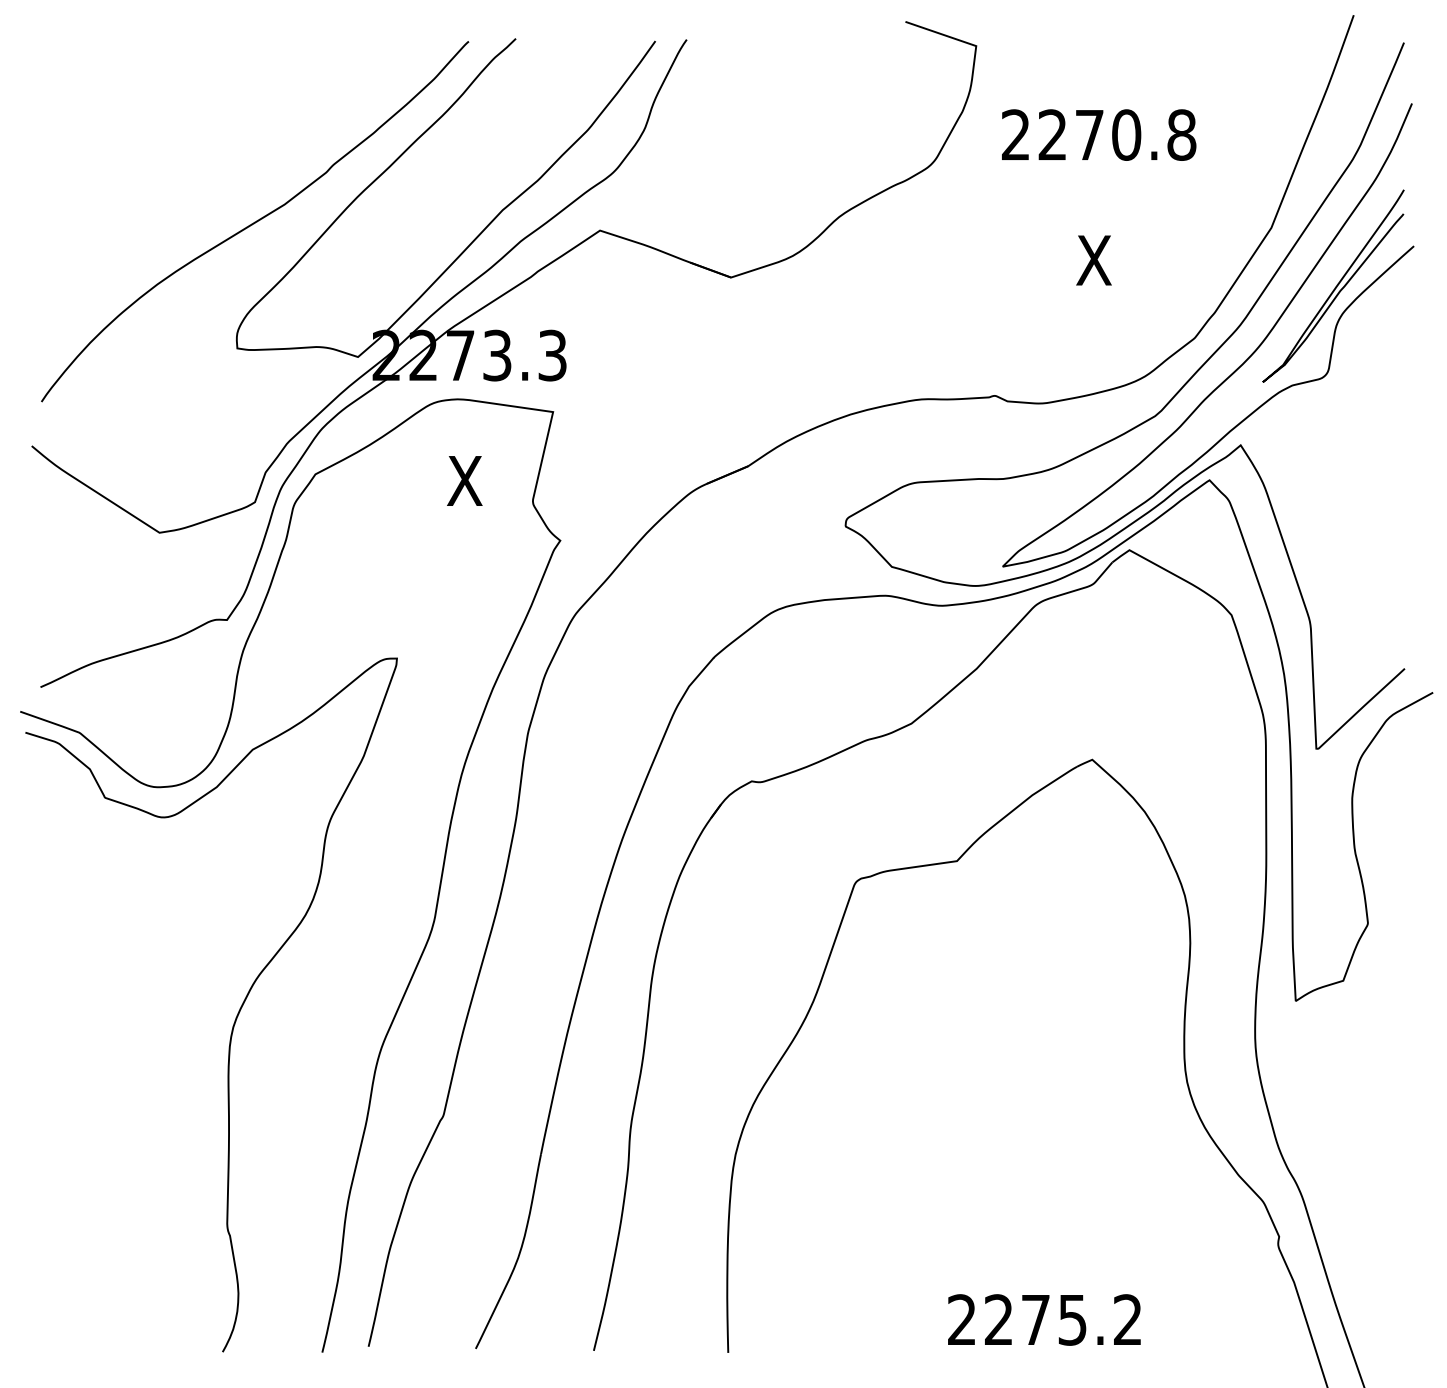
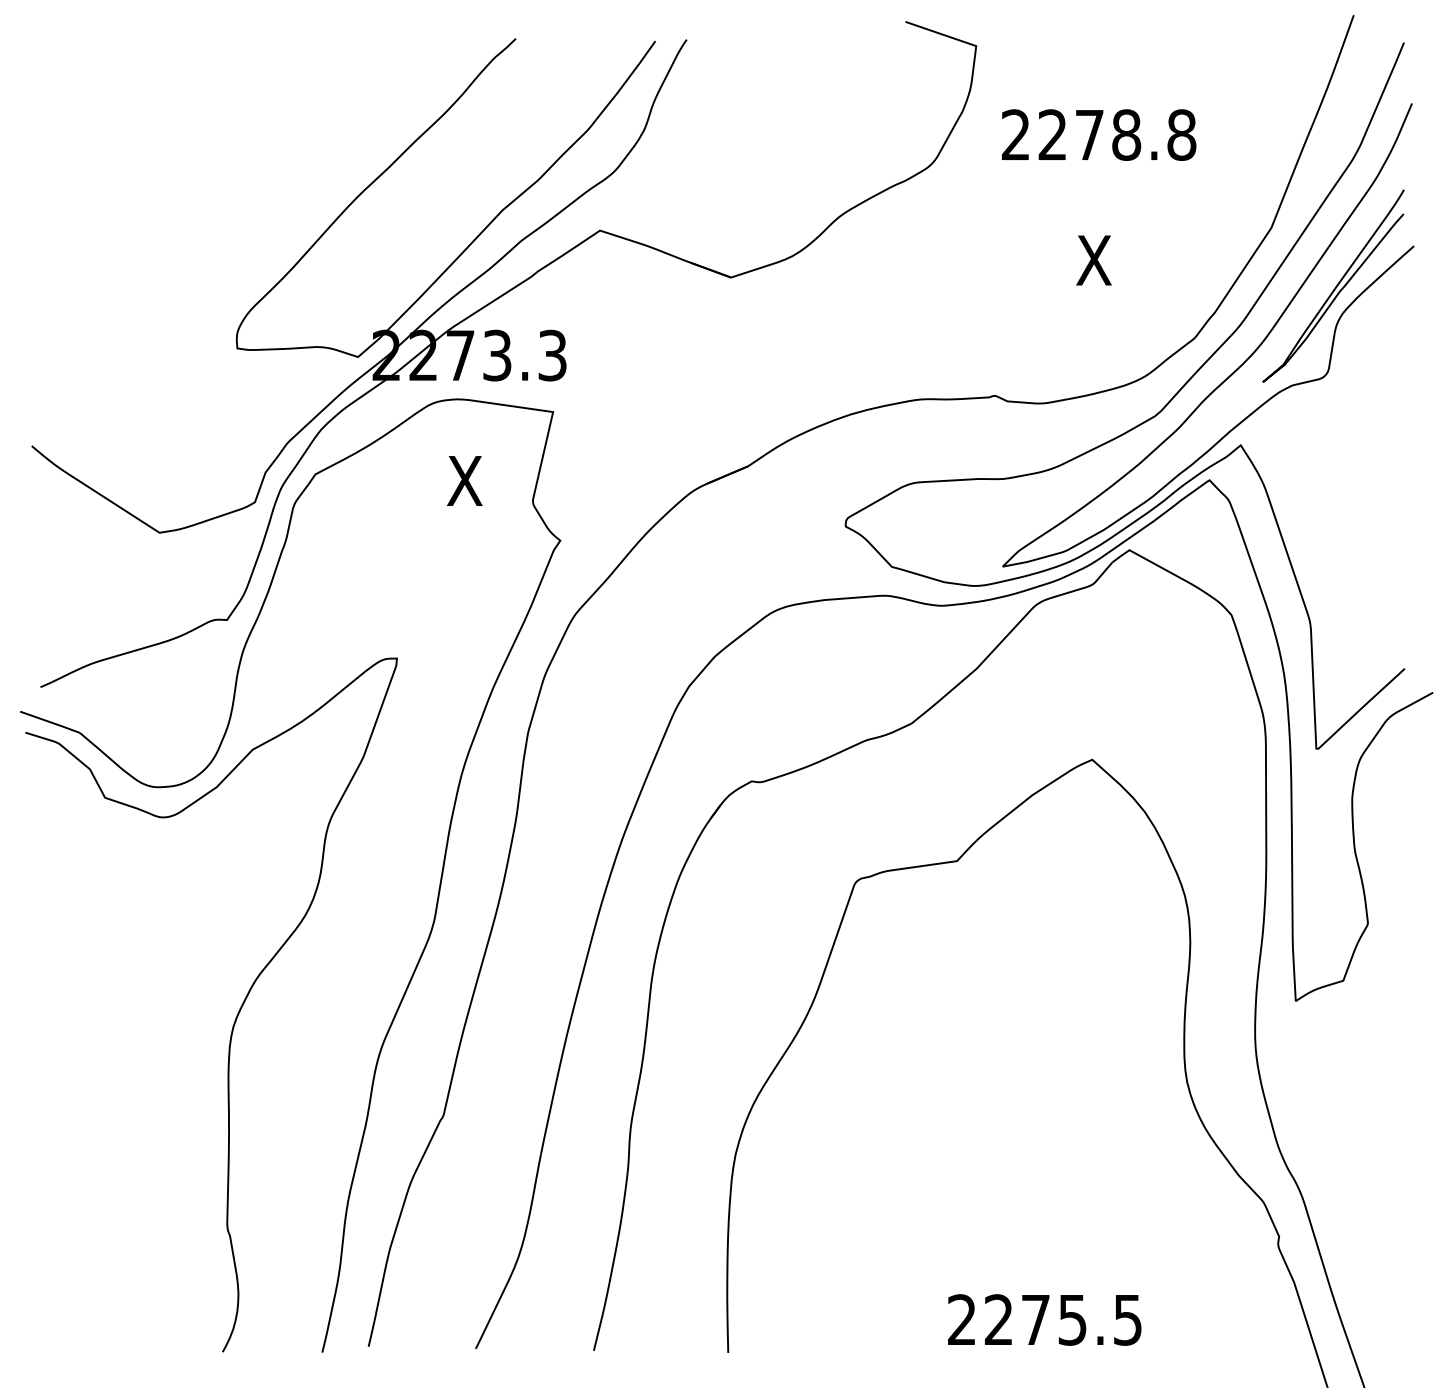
text: 2270.8 -> 2278.8 (1126, 134)
curve: present -> none (255, 221)
text: 2275.2 -> 2275.5 (1127, 1319)
